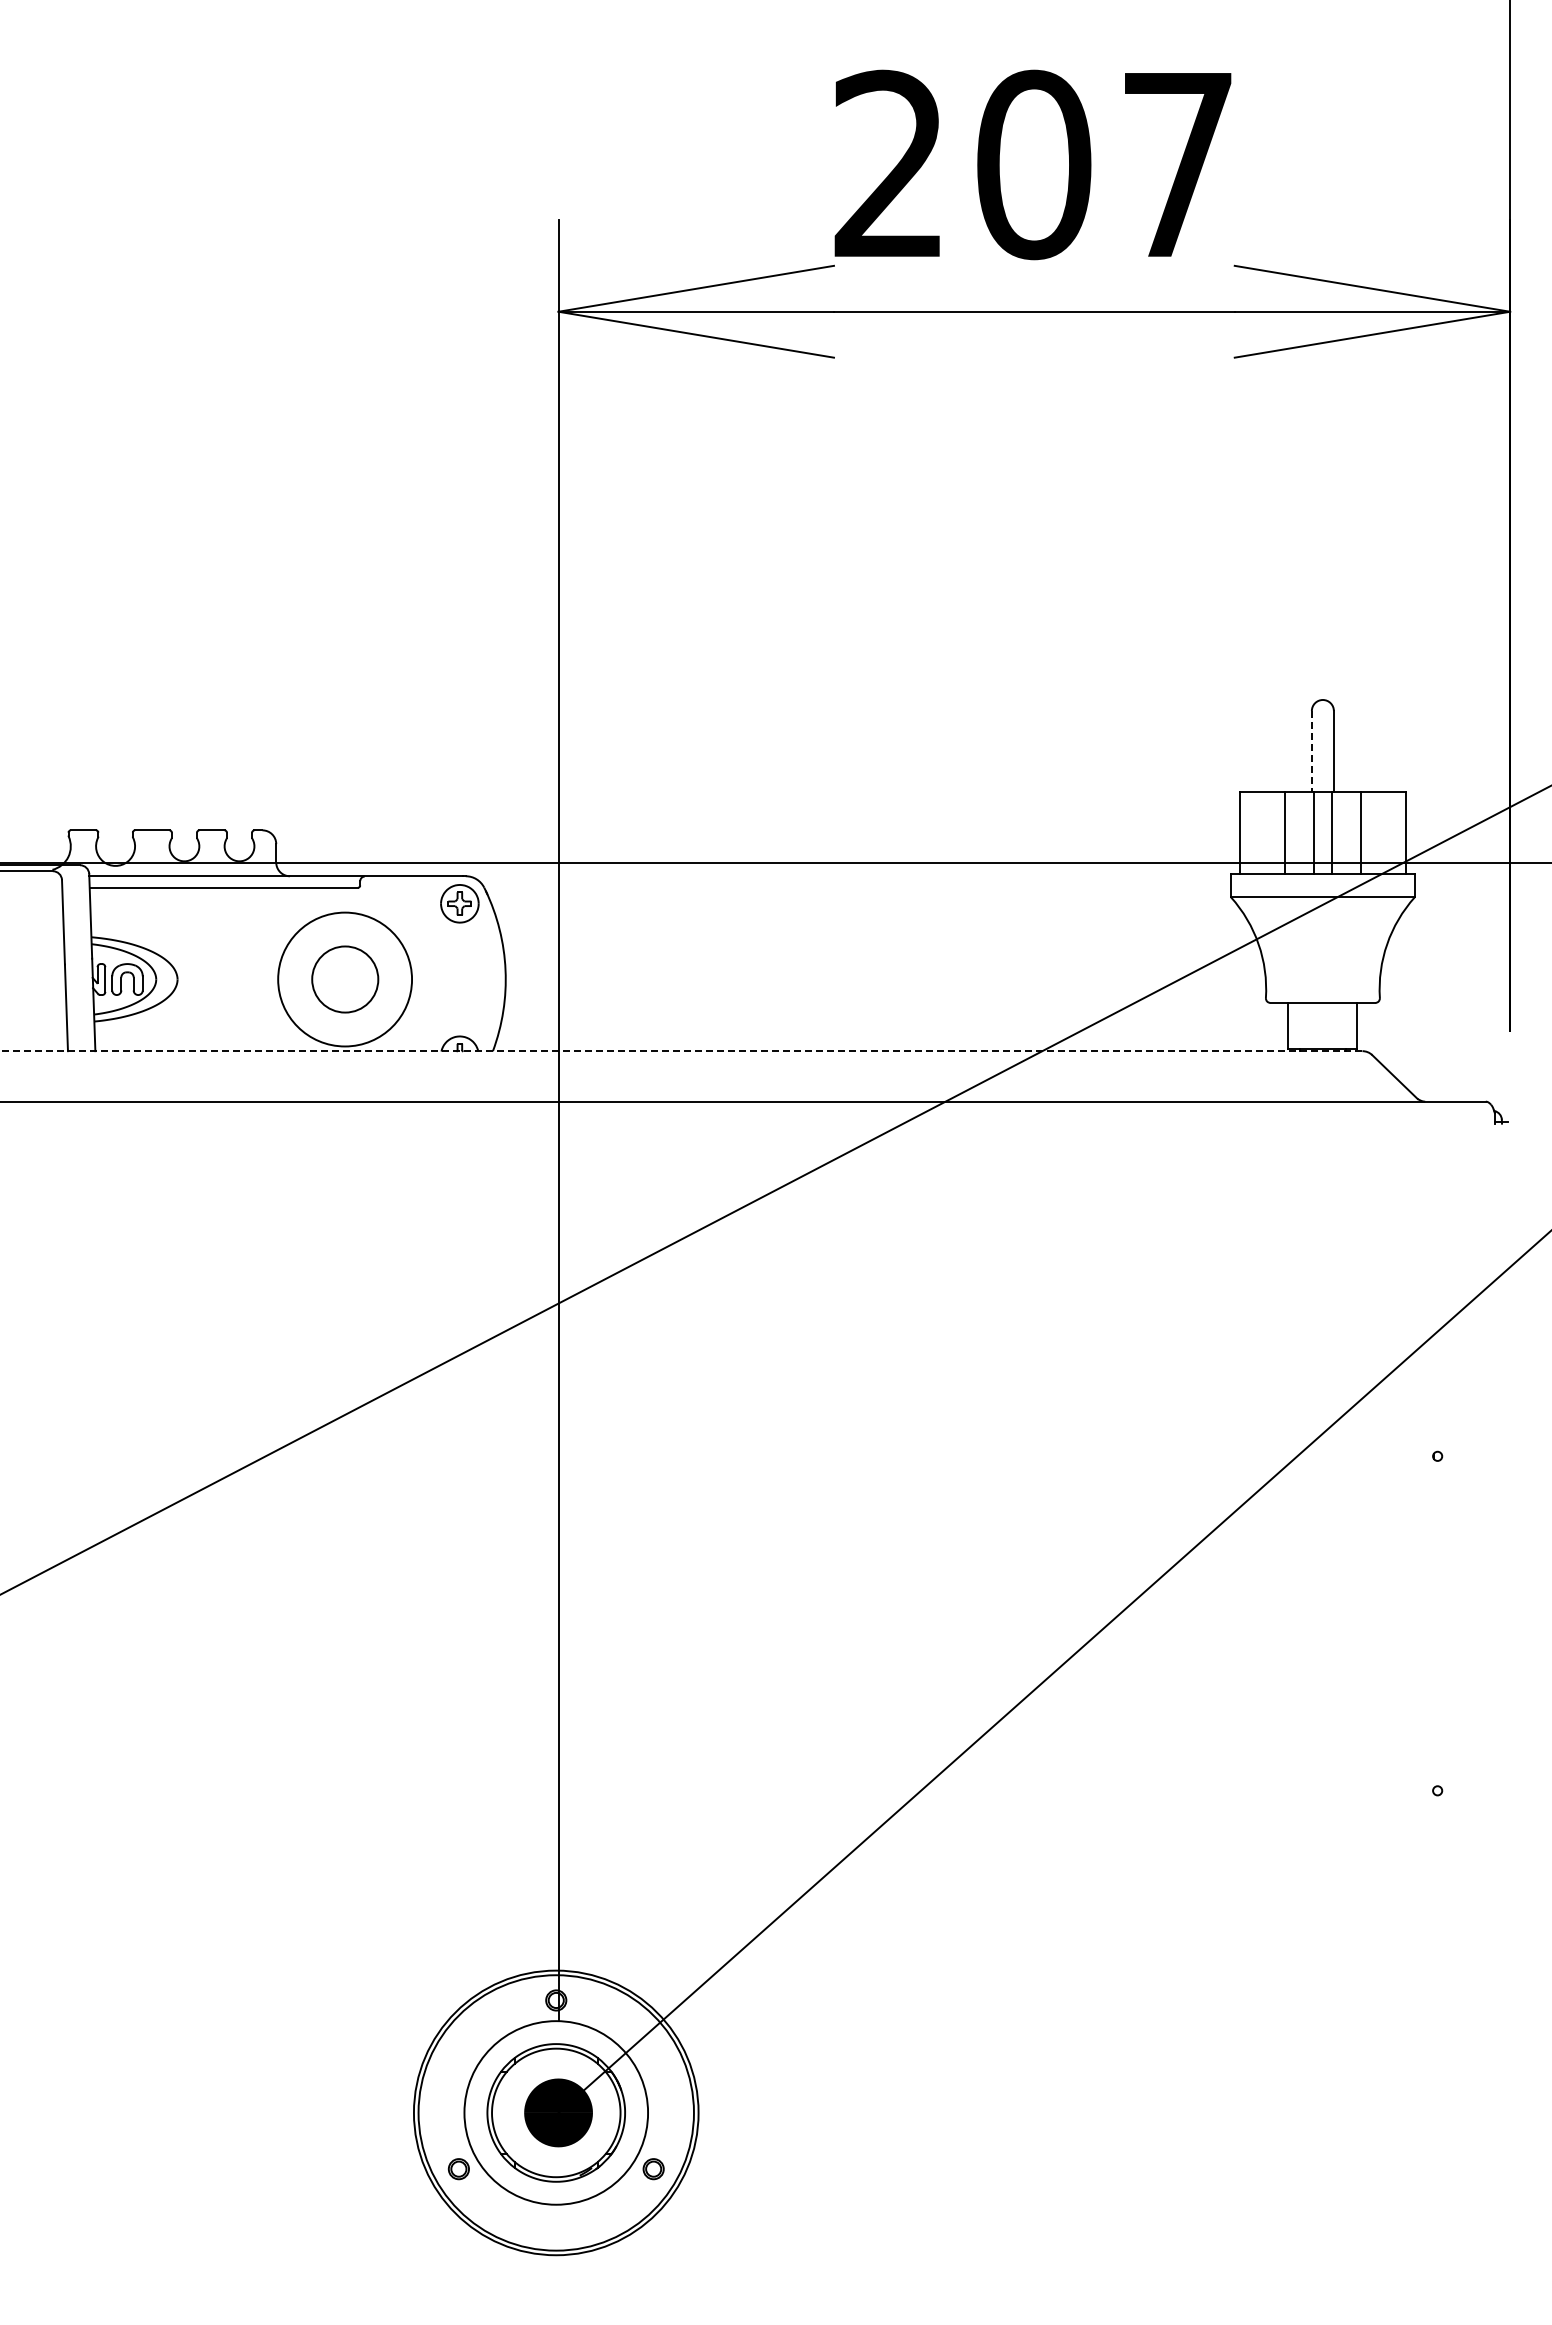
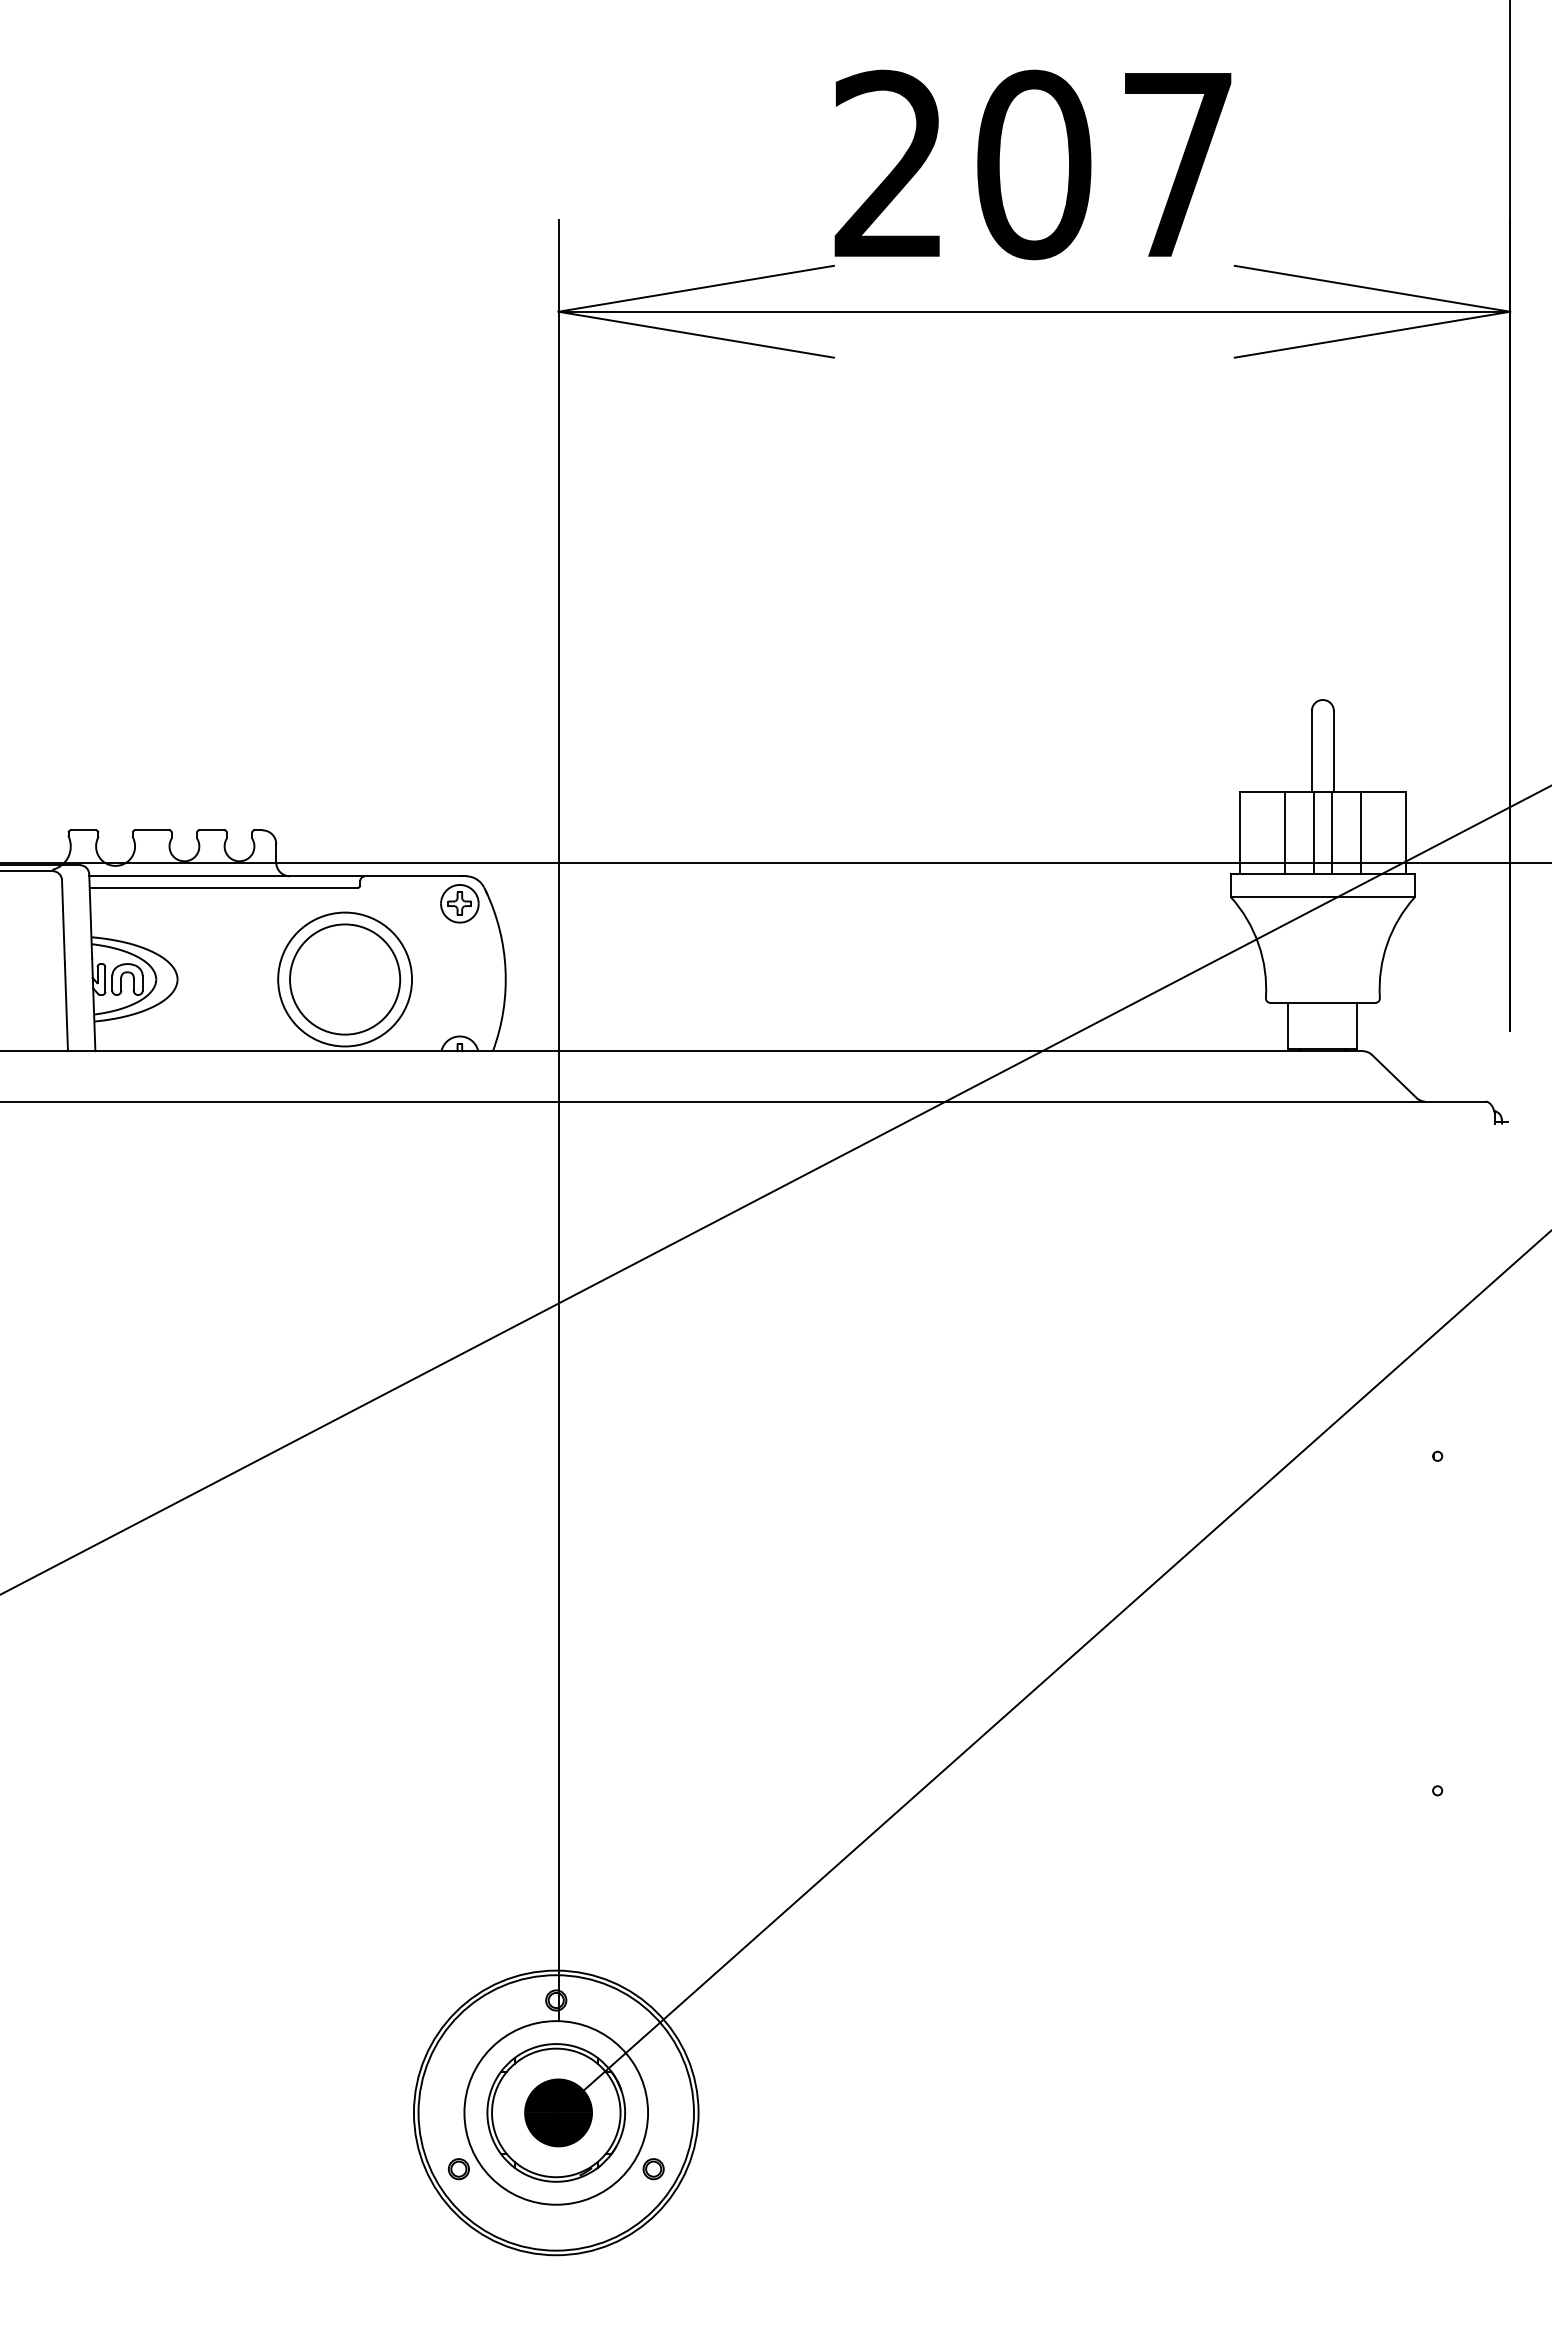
line: dashed -> solid (1311, 751)
circle size: 69x69 px -> 113x113 px (345, 979)
line: dashed -> solid (681, 1051)
